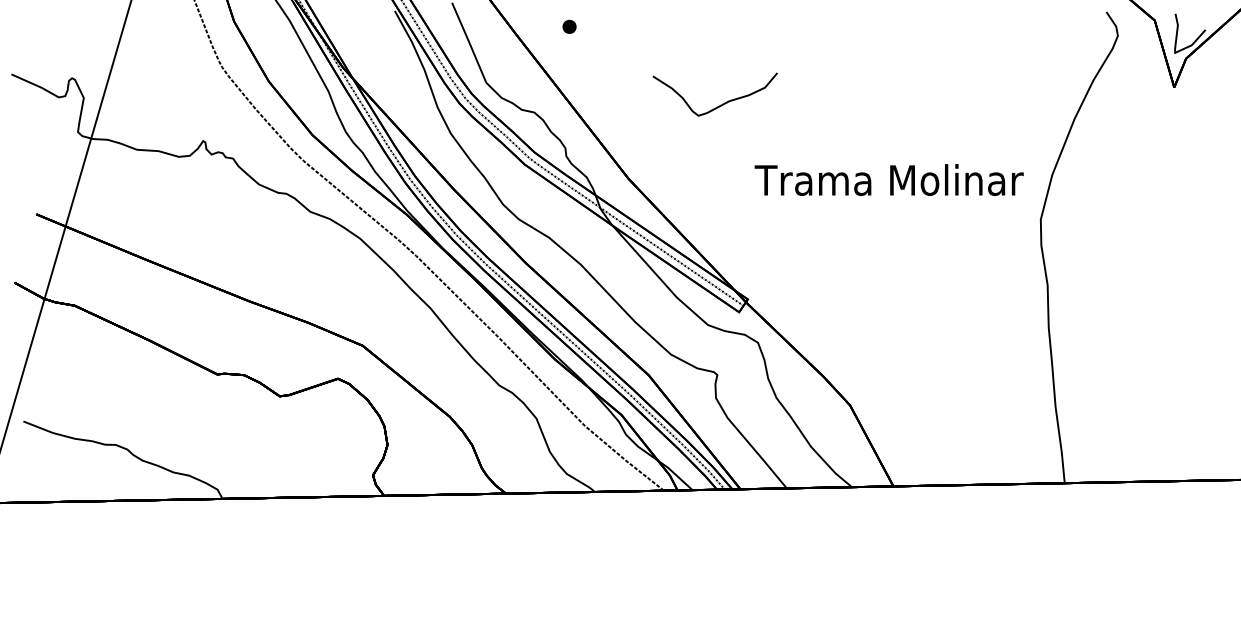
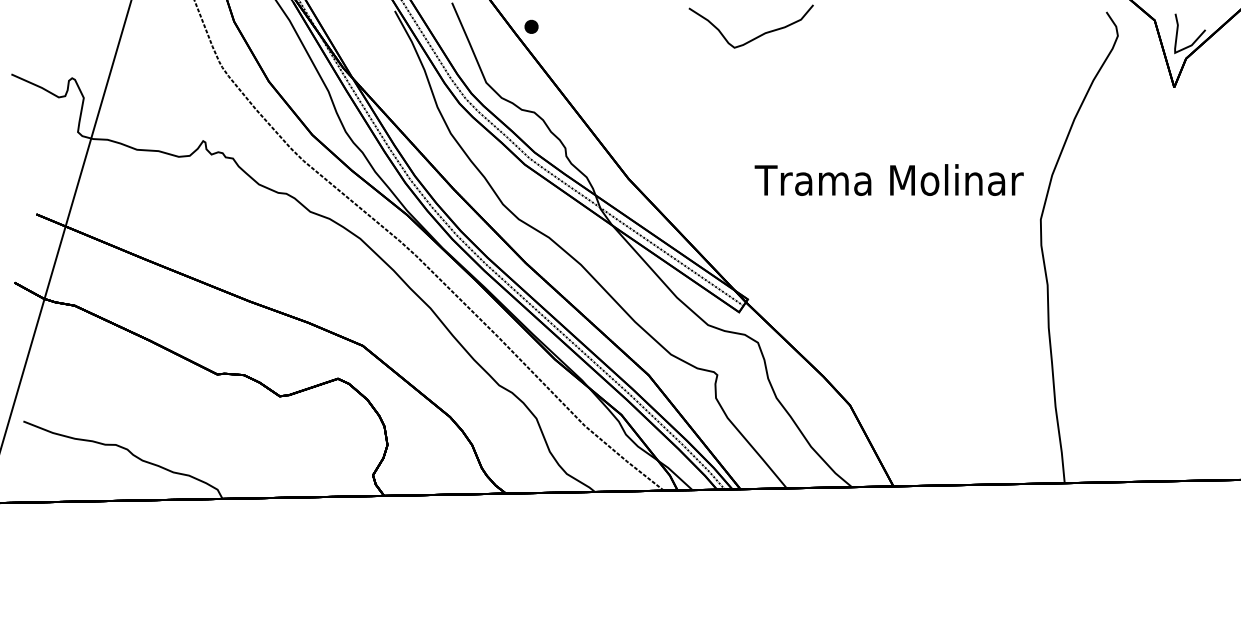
part position: (569, 26) -> (531, 26) (531, 26)
curve position: (720, 104) -> (756, 36) (756, 36)
